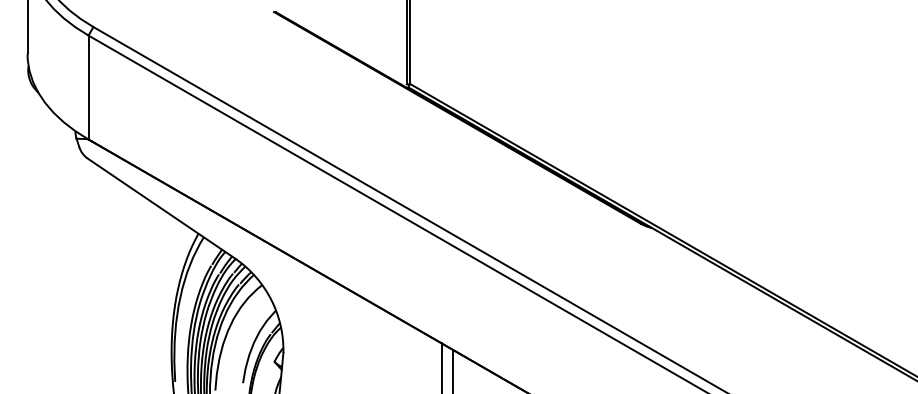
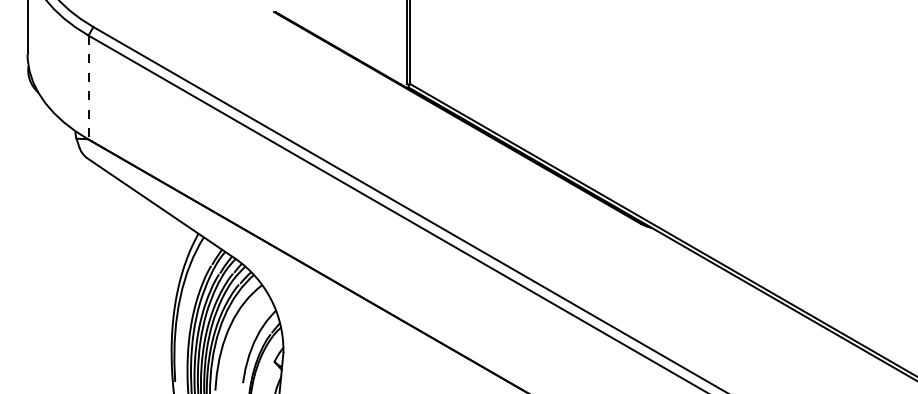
line: solid -> dashed (88, 87)
line: present -> none (441, 366)
line: present -> none (452, 369)
